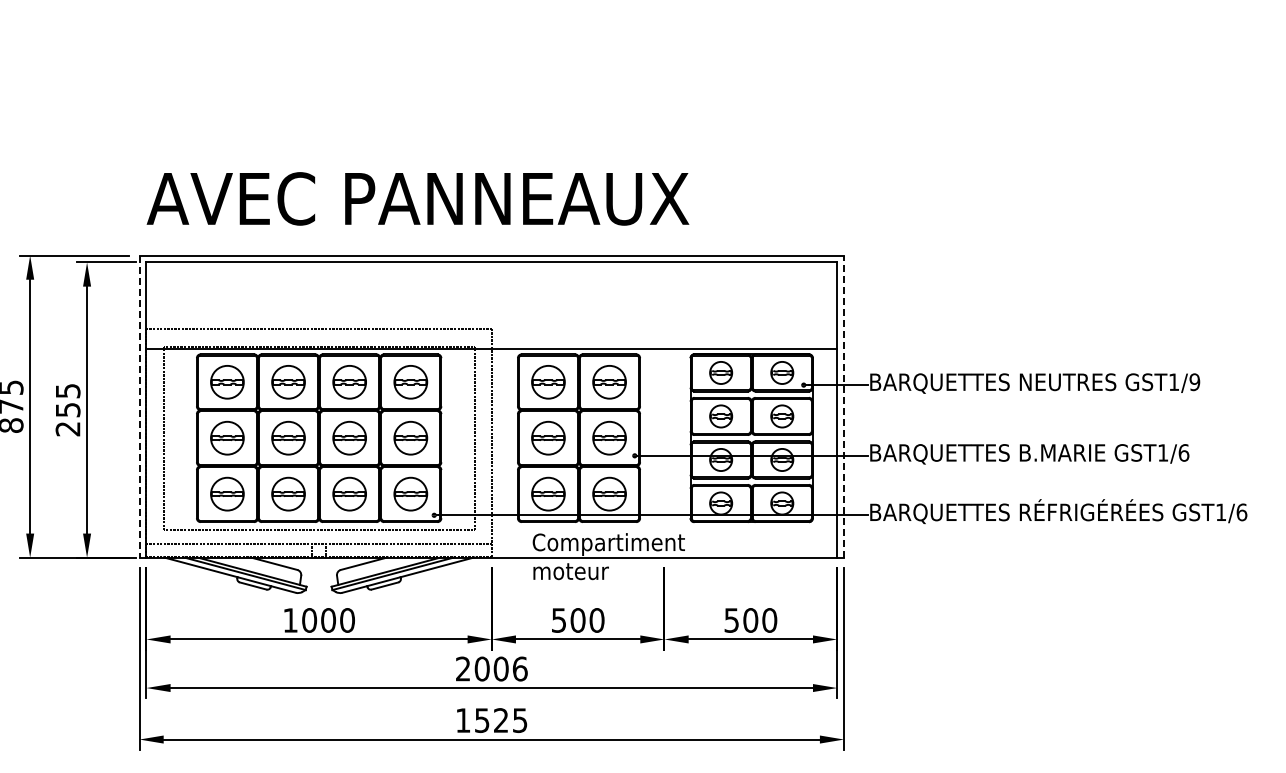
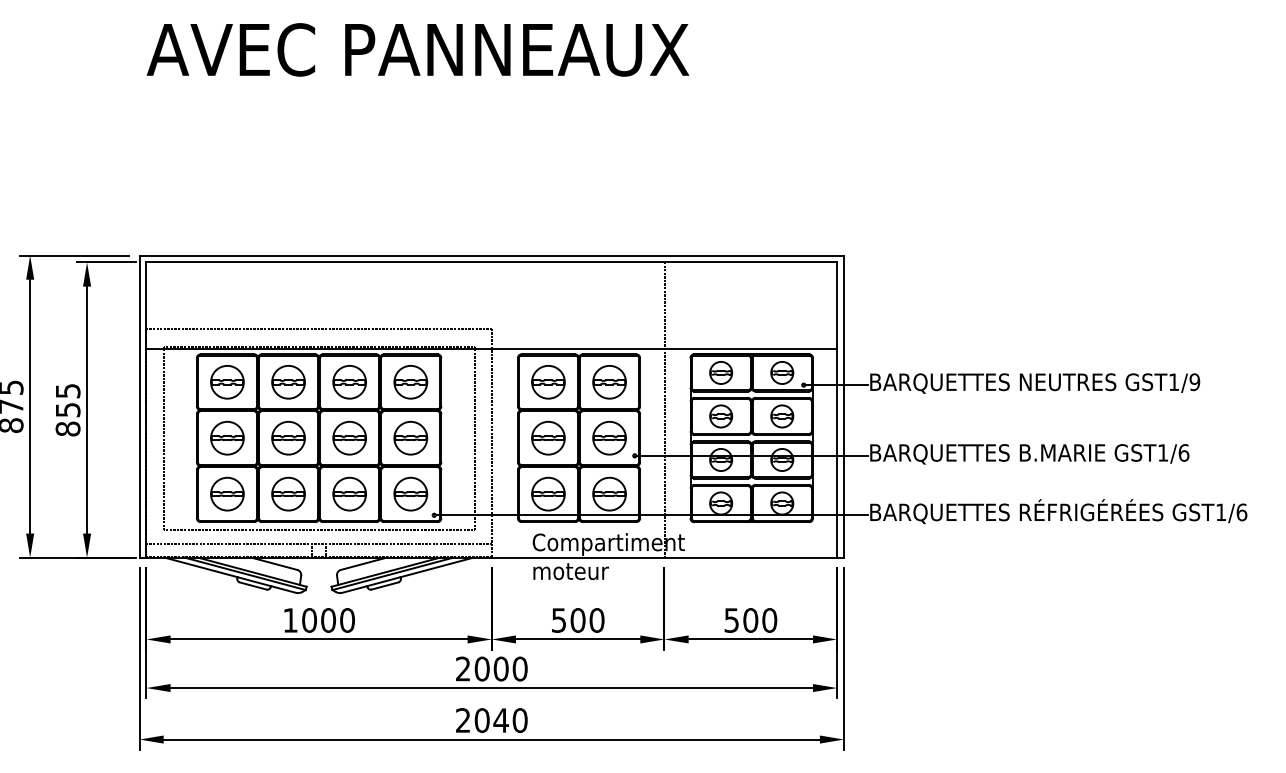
text position: (417, 198) -> (417, 49) (417, 49)
line: dashed -> solid (844, 406)
line: dashed -> solid (139, 407)
line: none -> present (664, 409)
text: 255 -> 855 (67, 428)
text: 2006 -> 2000 (519, 668)
text: 1525 -> 2040 (491, 720)
